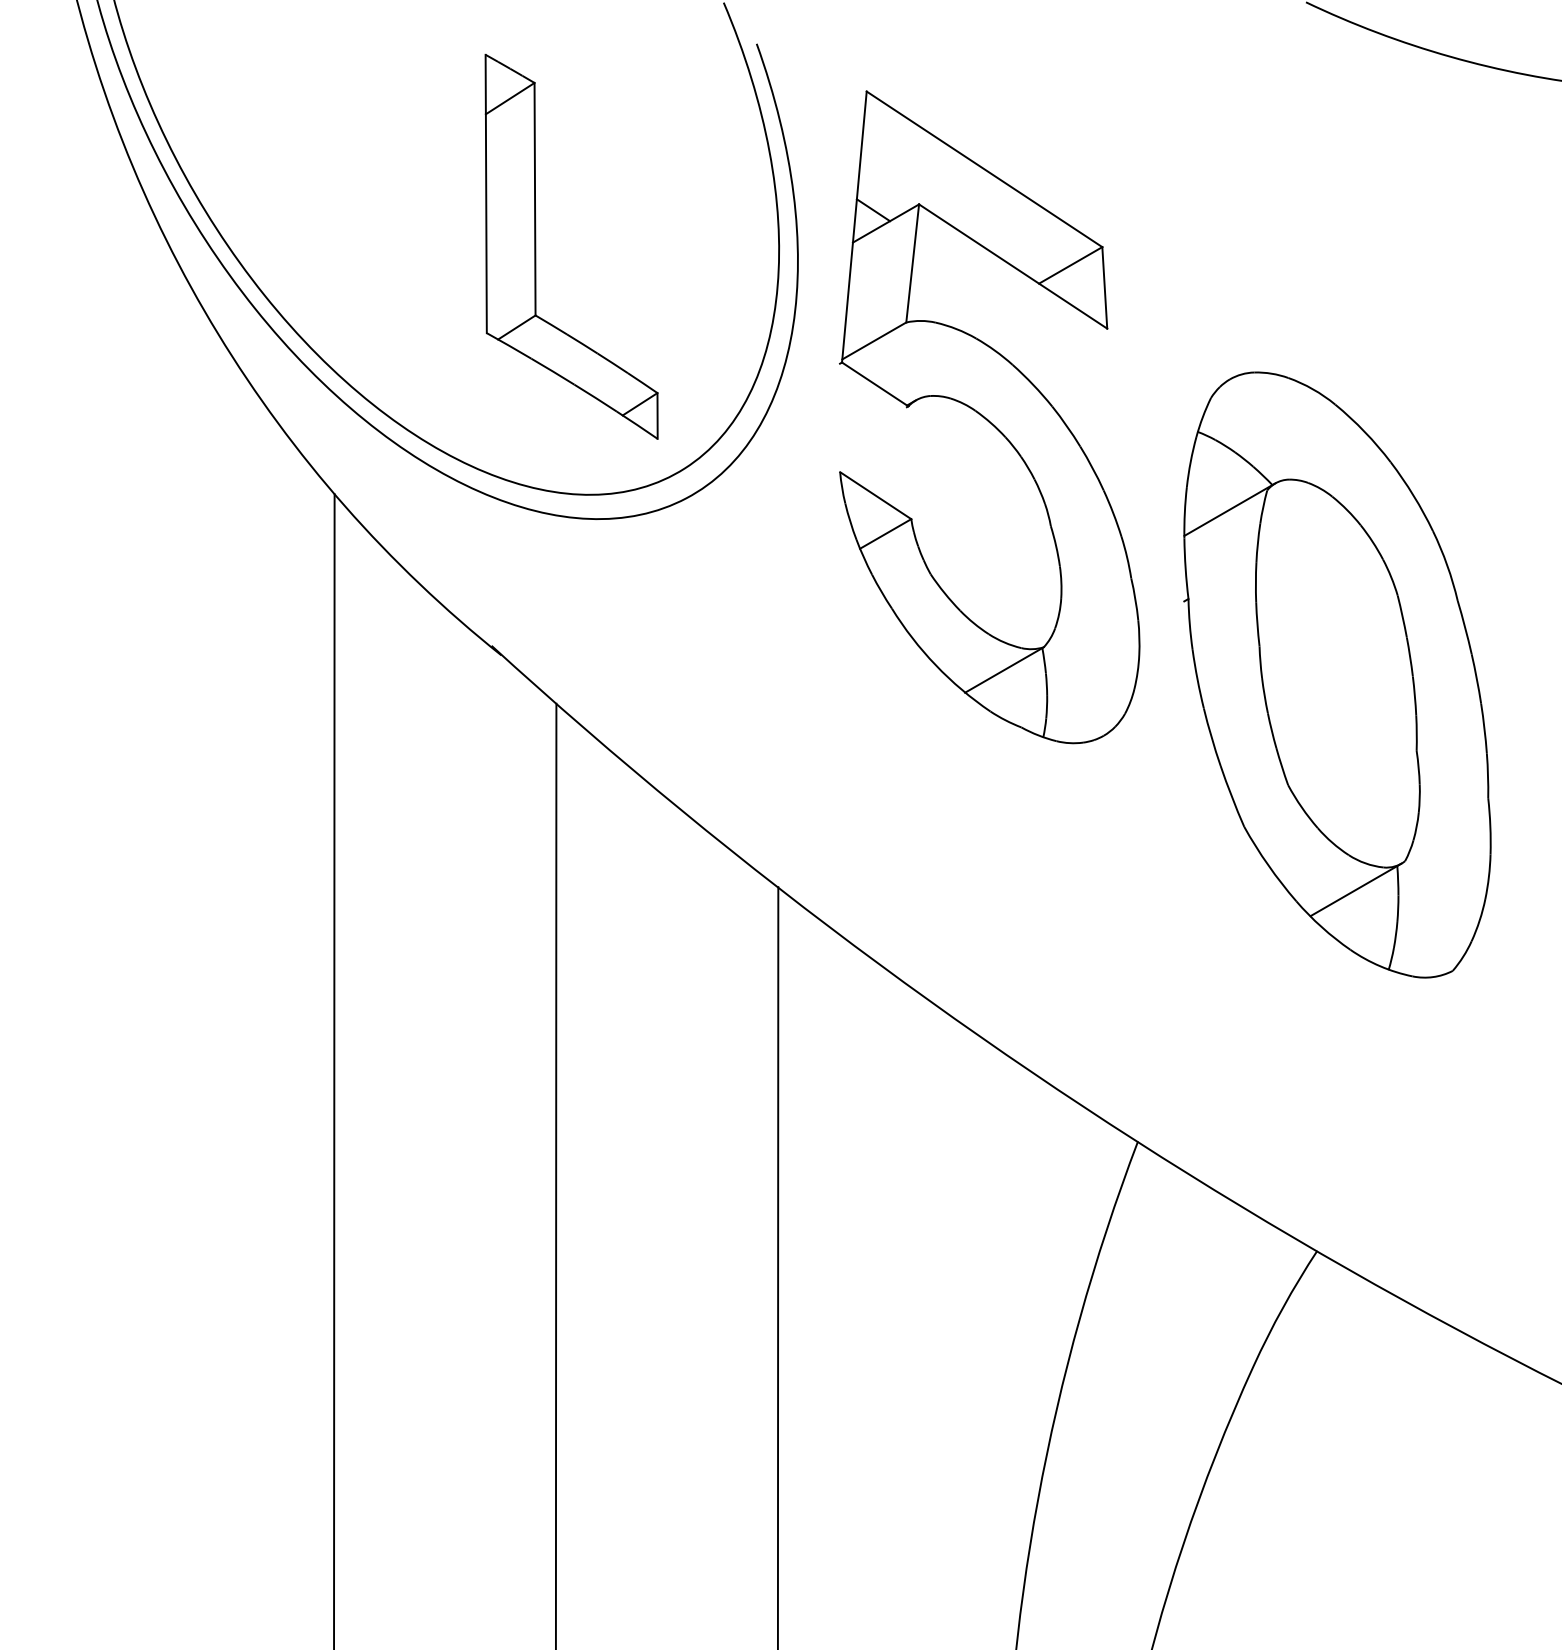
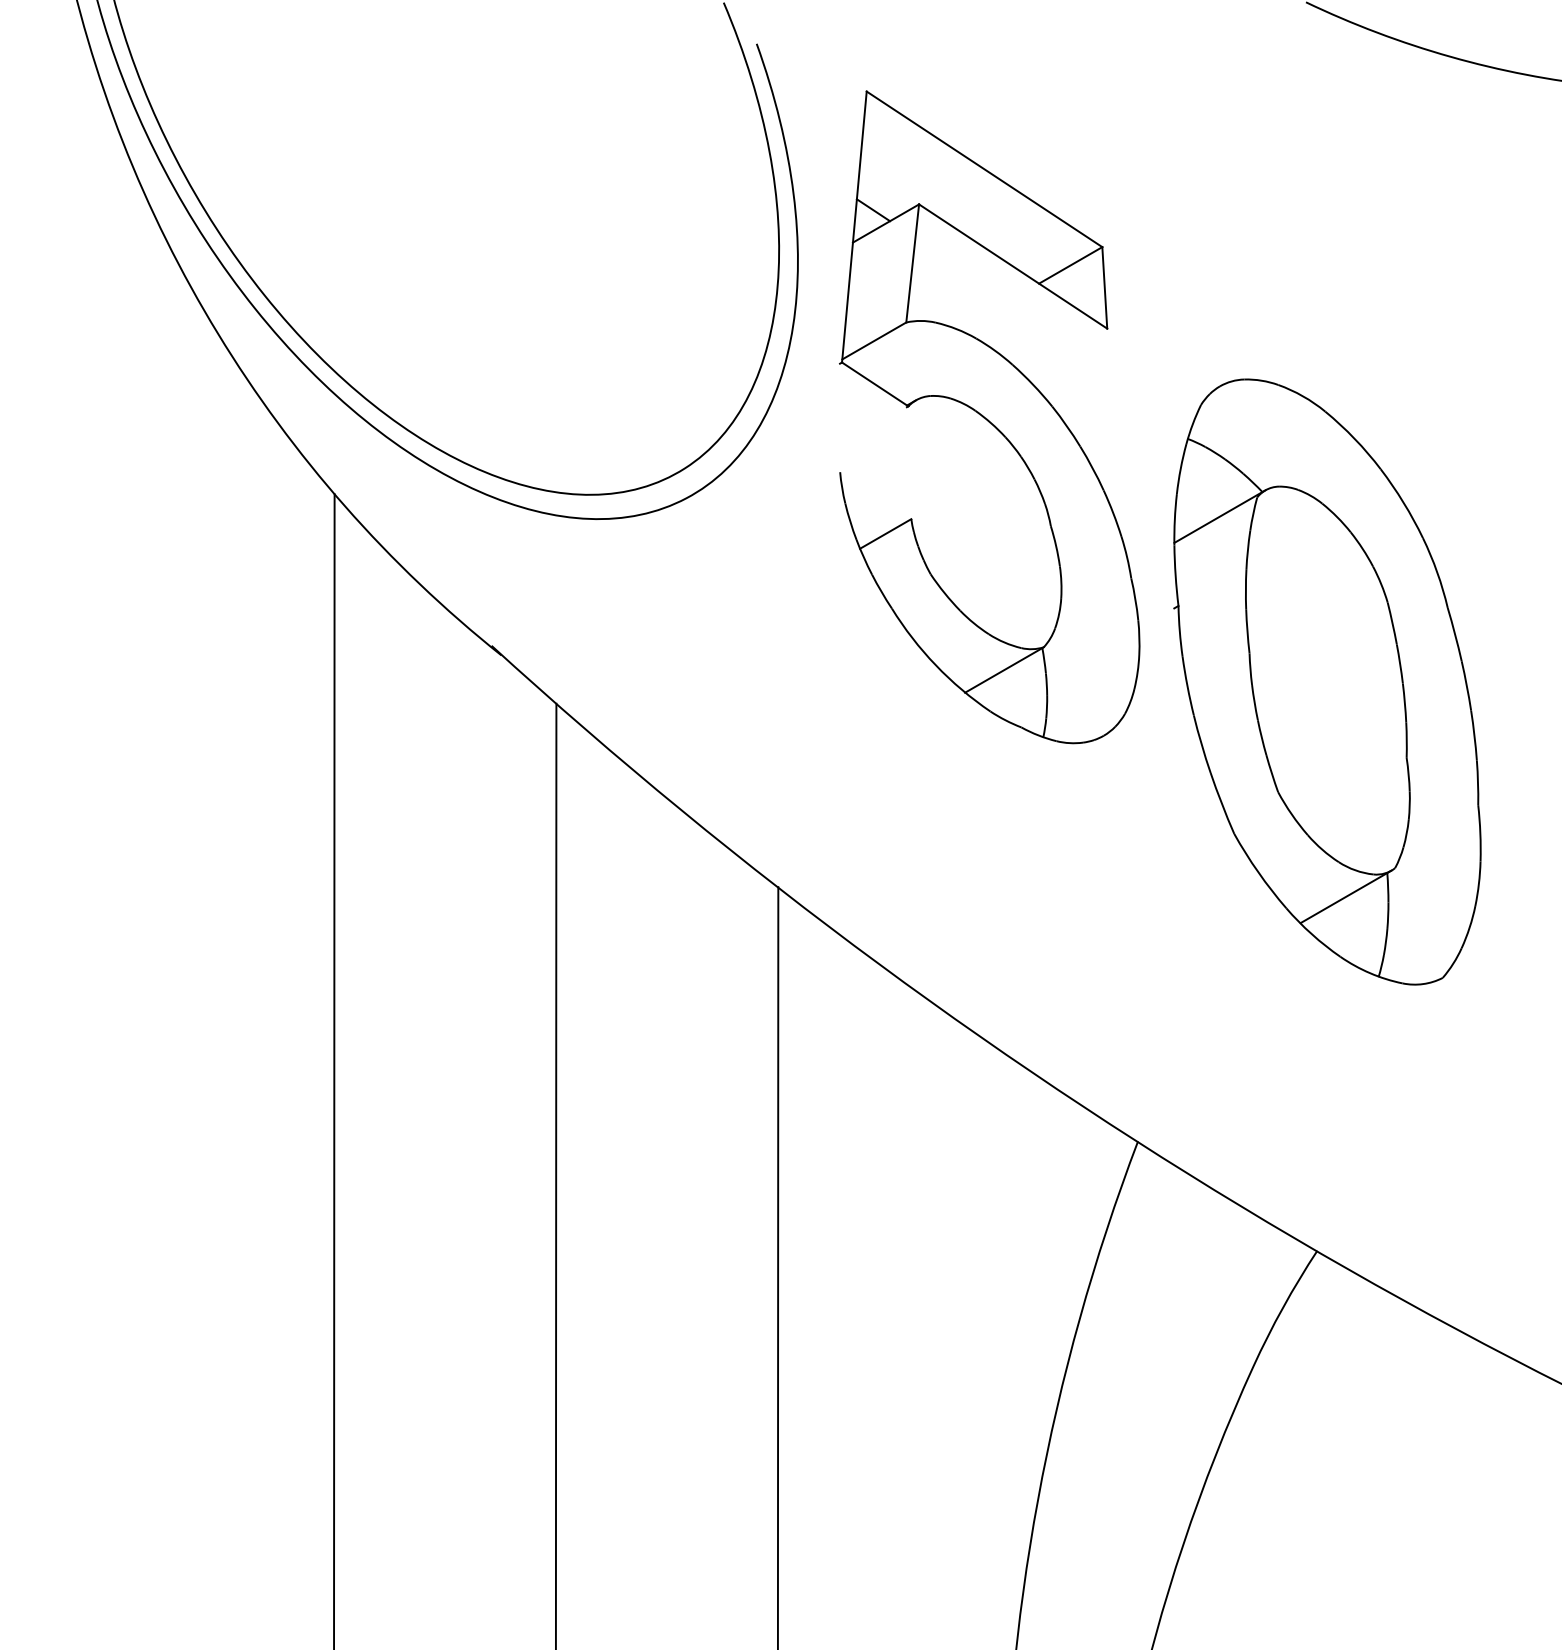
part: present -> none (536, 246)
line: present -> none (875, 495)
part position: (1337, 674) -> (1327, 681) (1327, 681)
